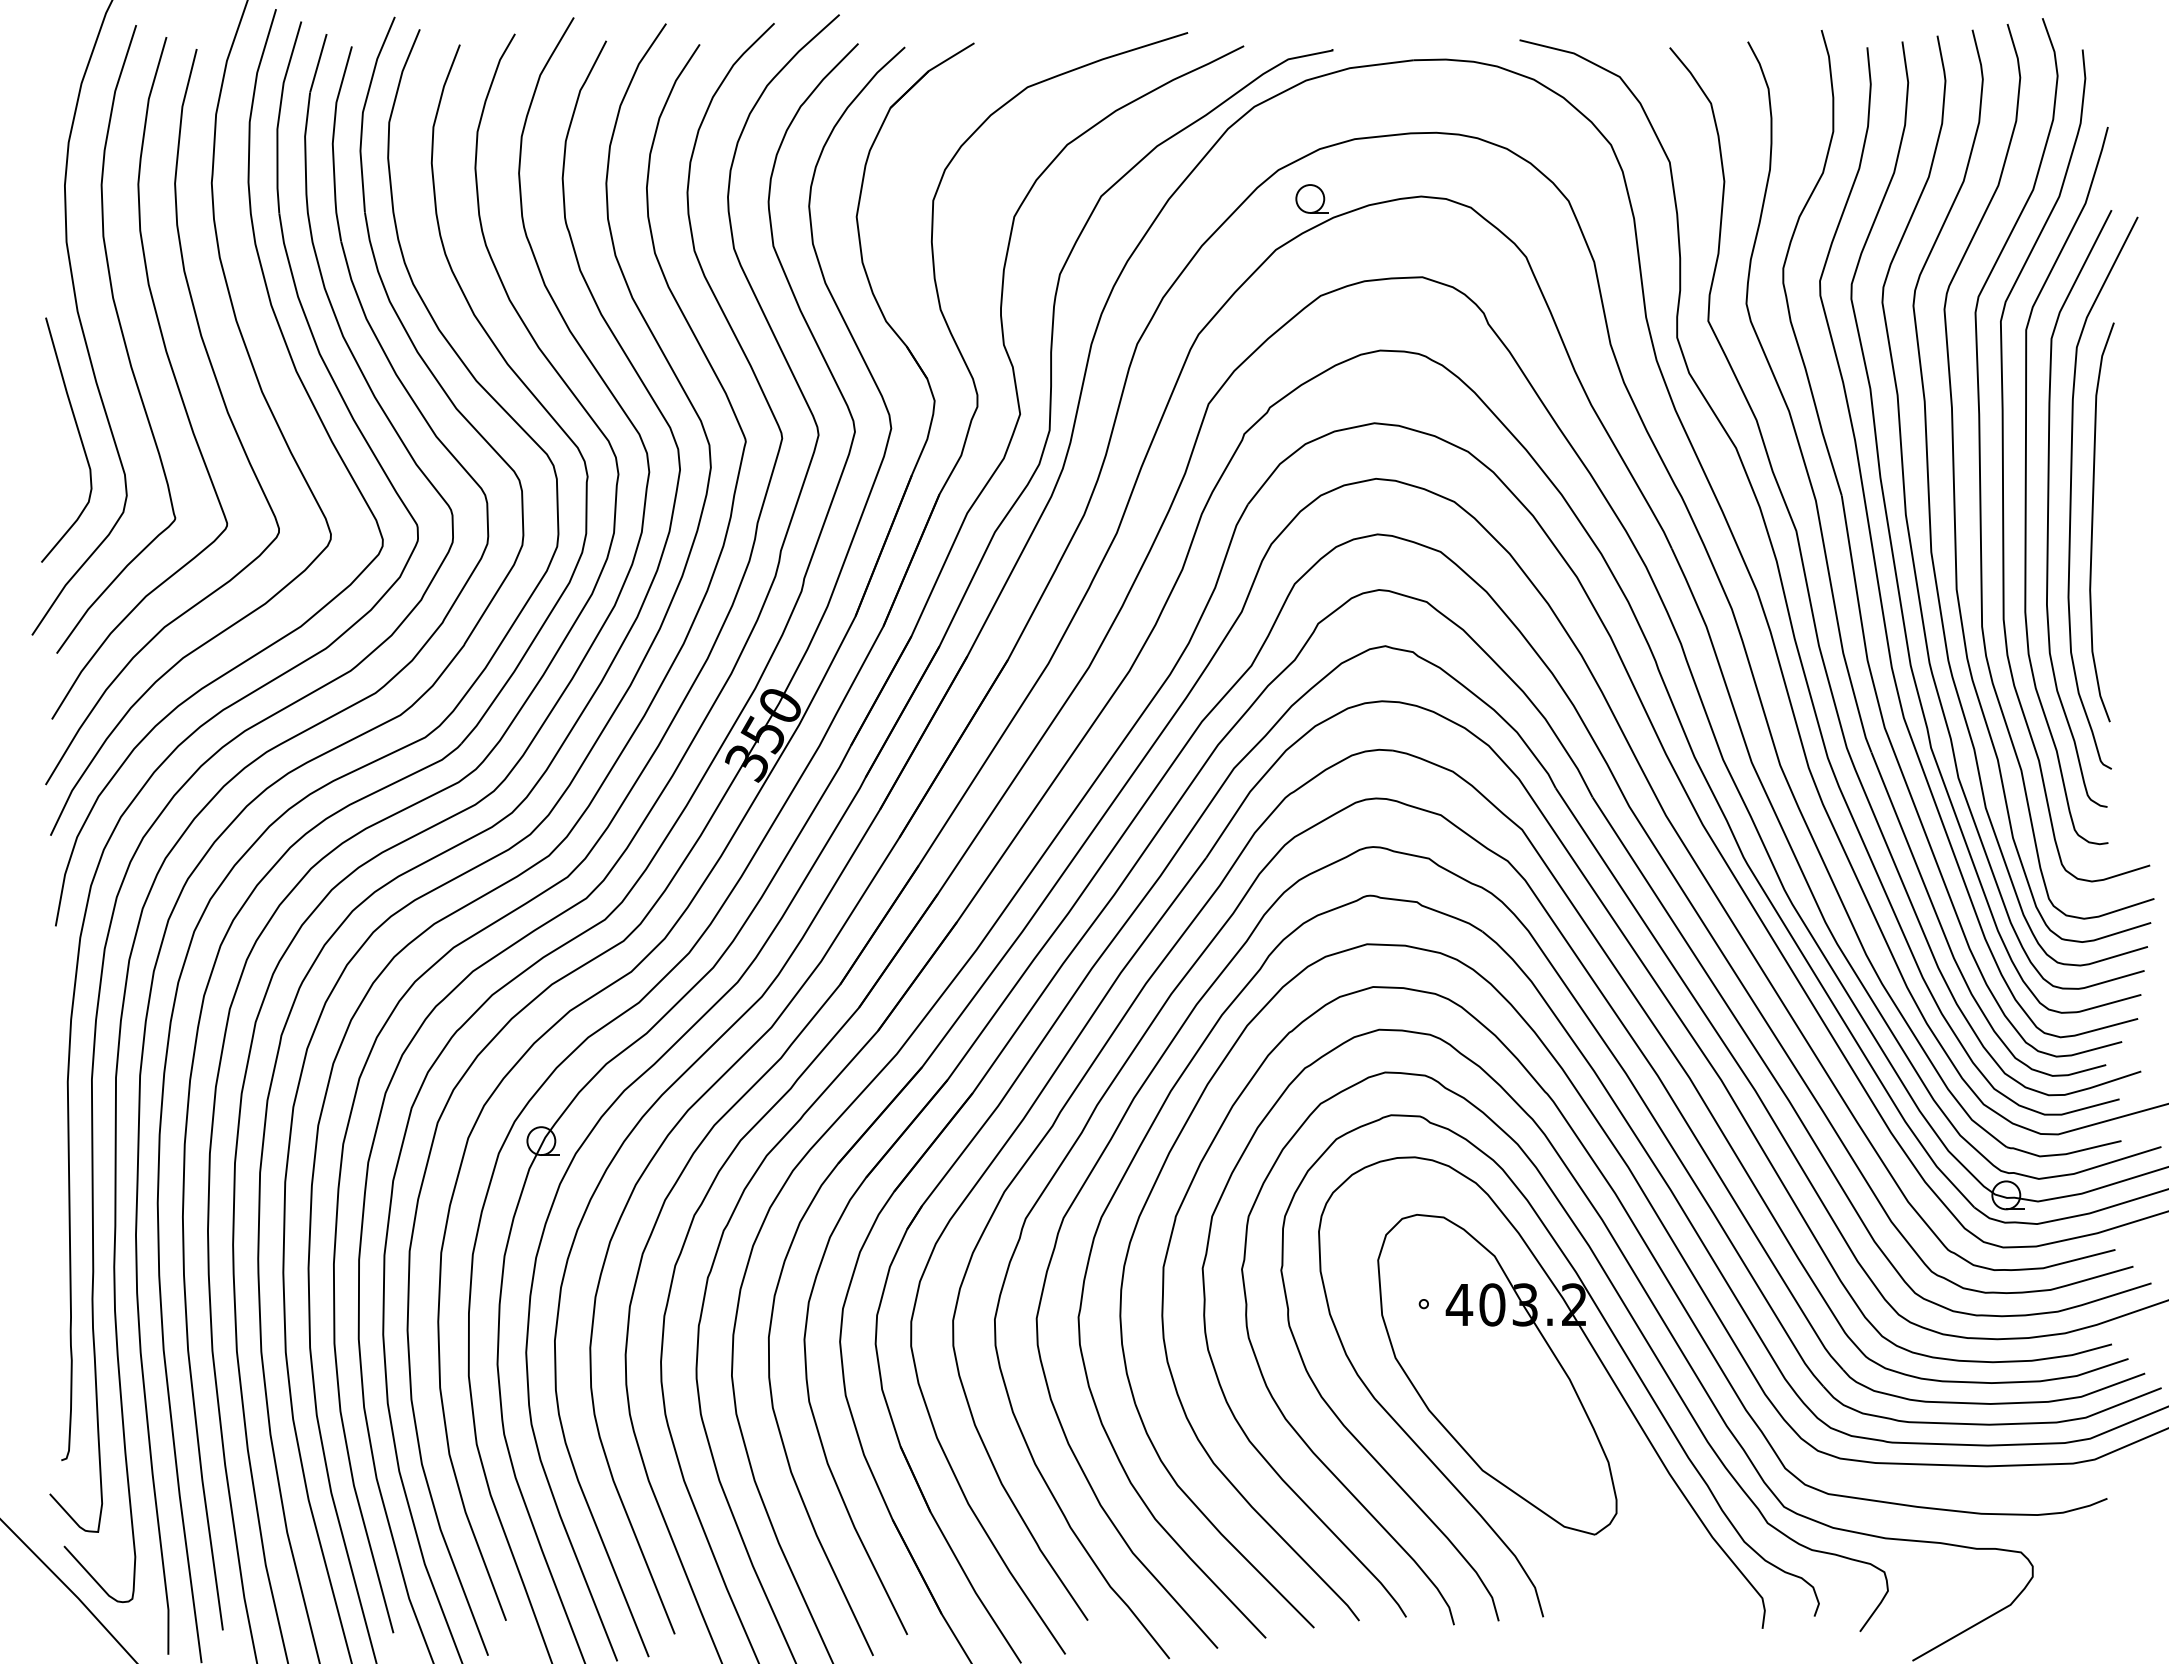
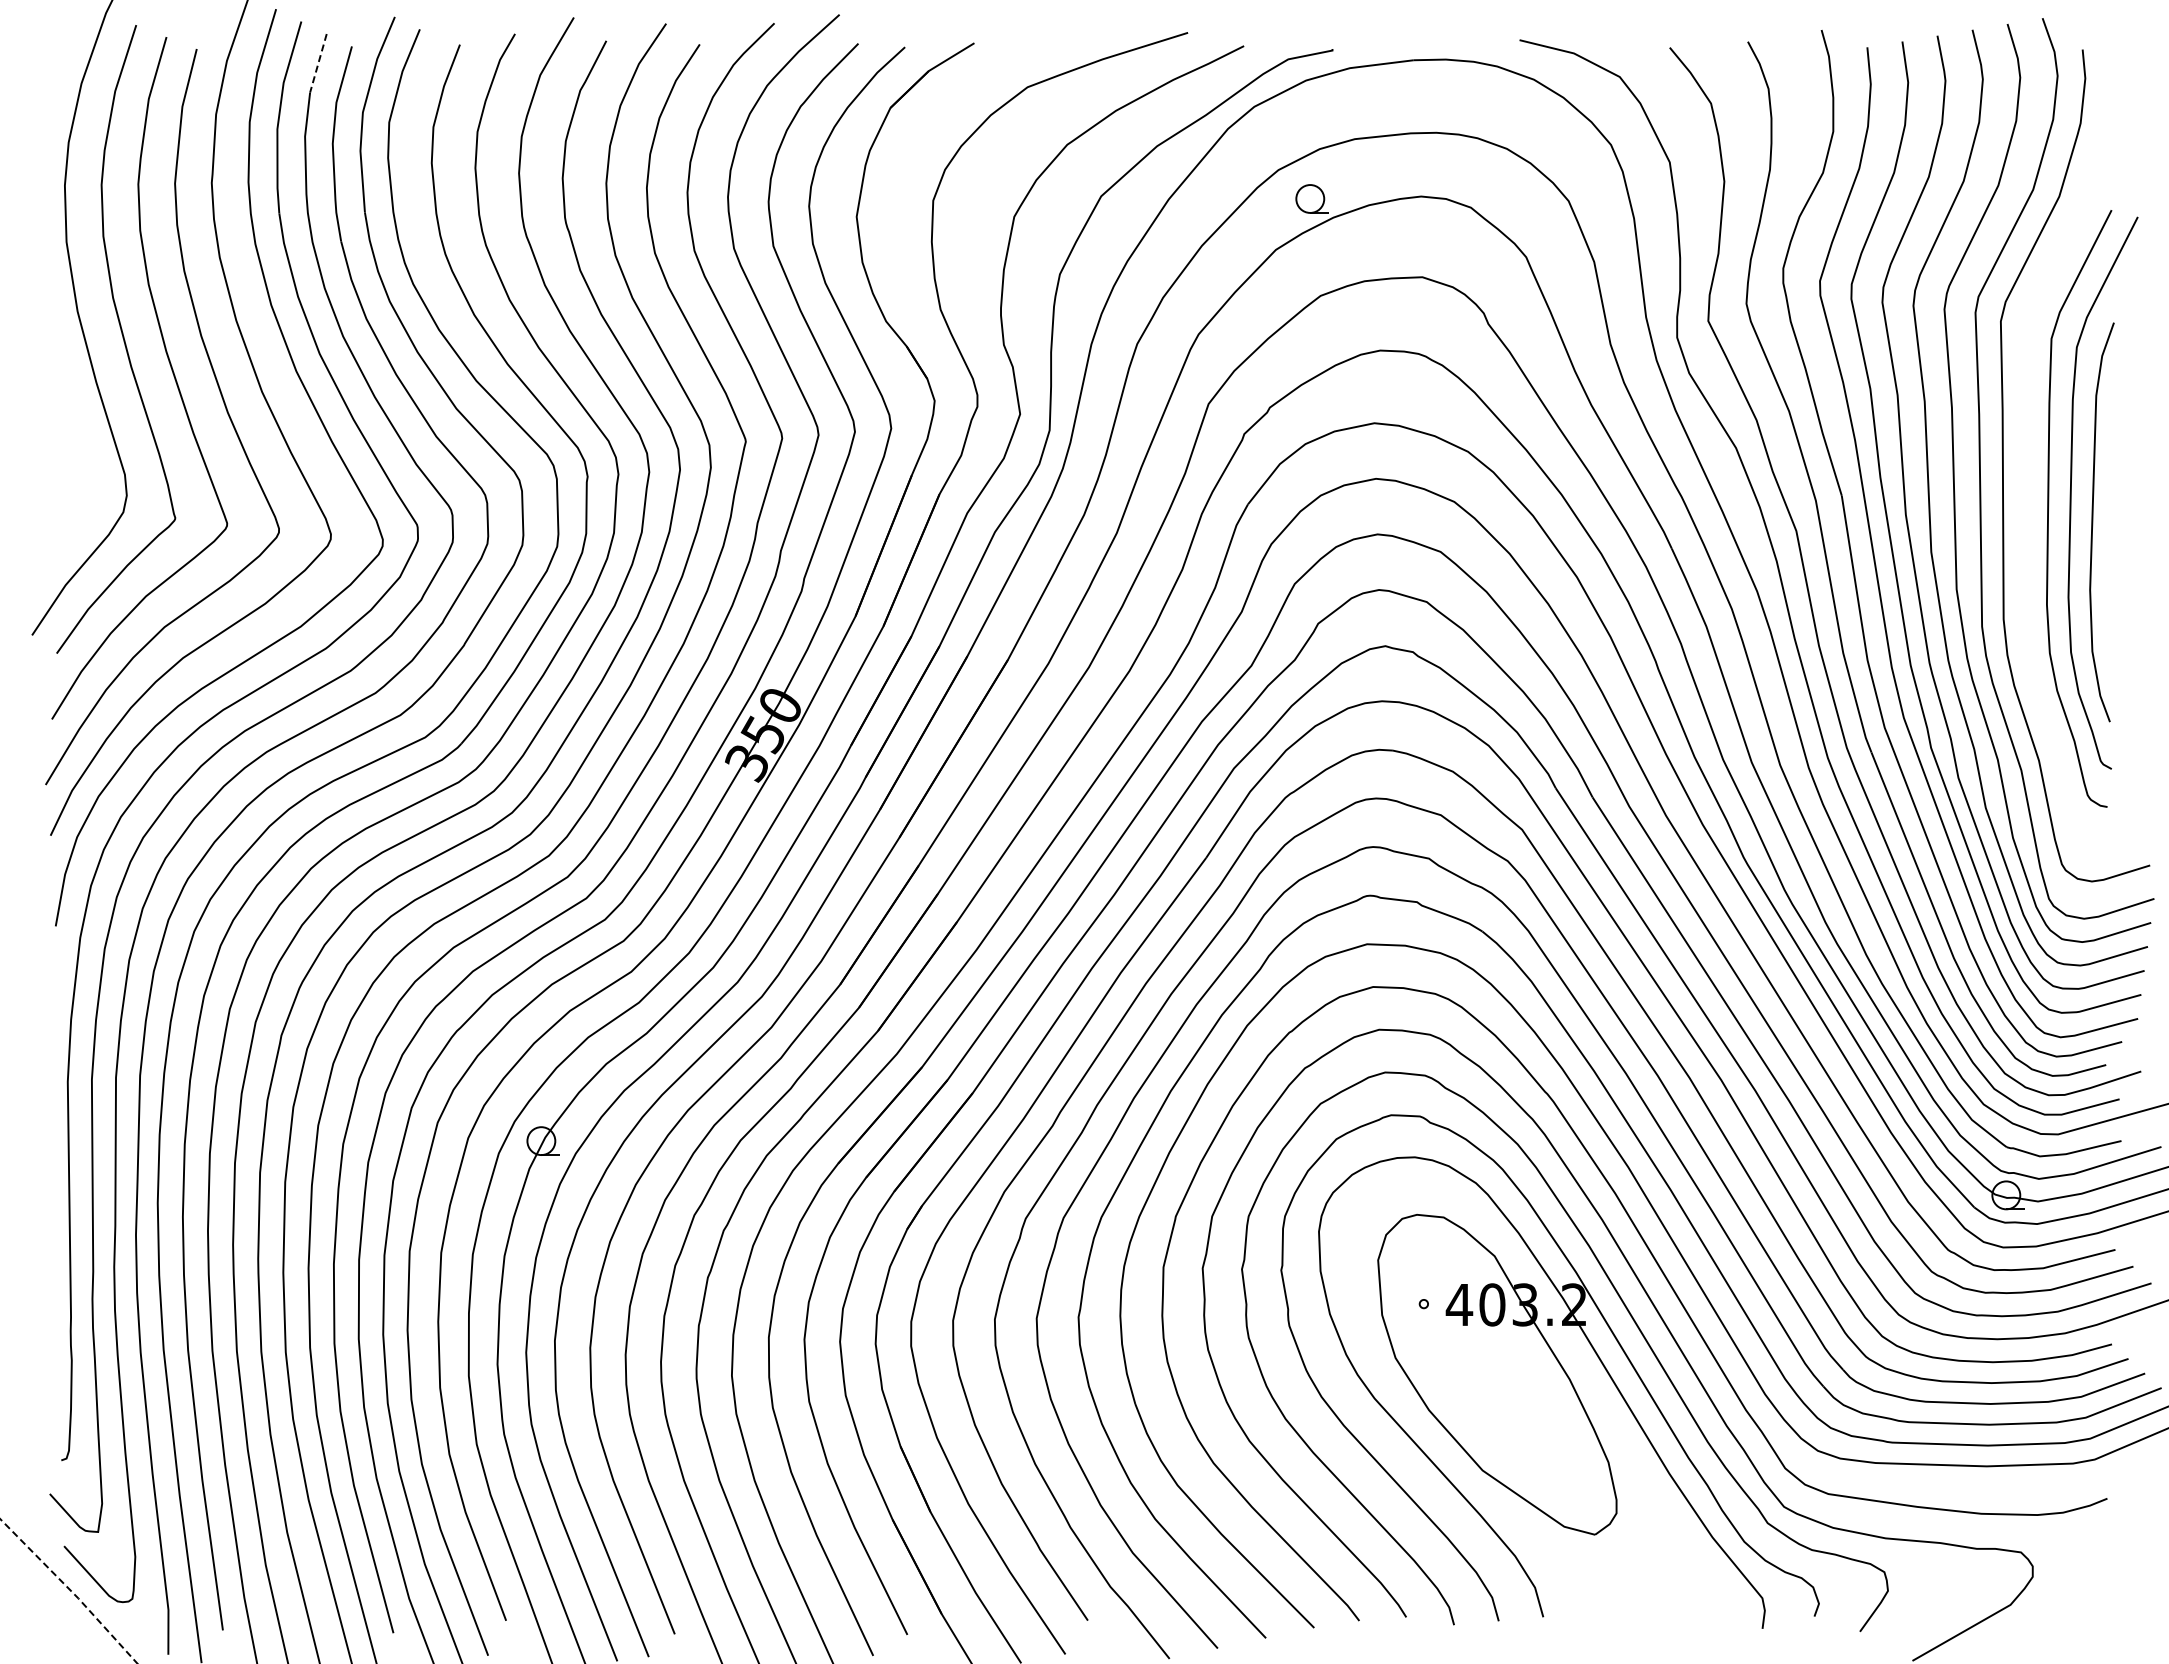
line: solid -> dashed (318, 63)
curve: present -> none (78, 434)
curve: present -> none (2026, 485)
line: solid -> dashed (70, 1590)
